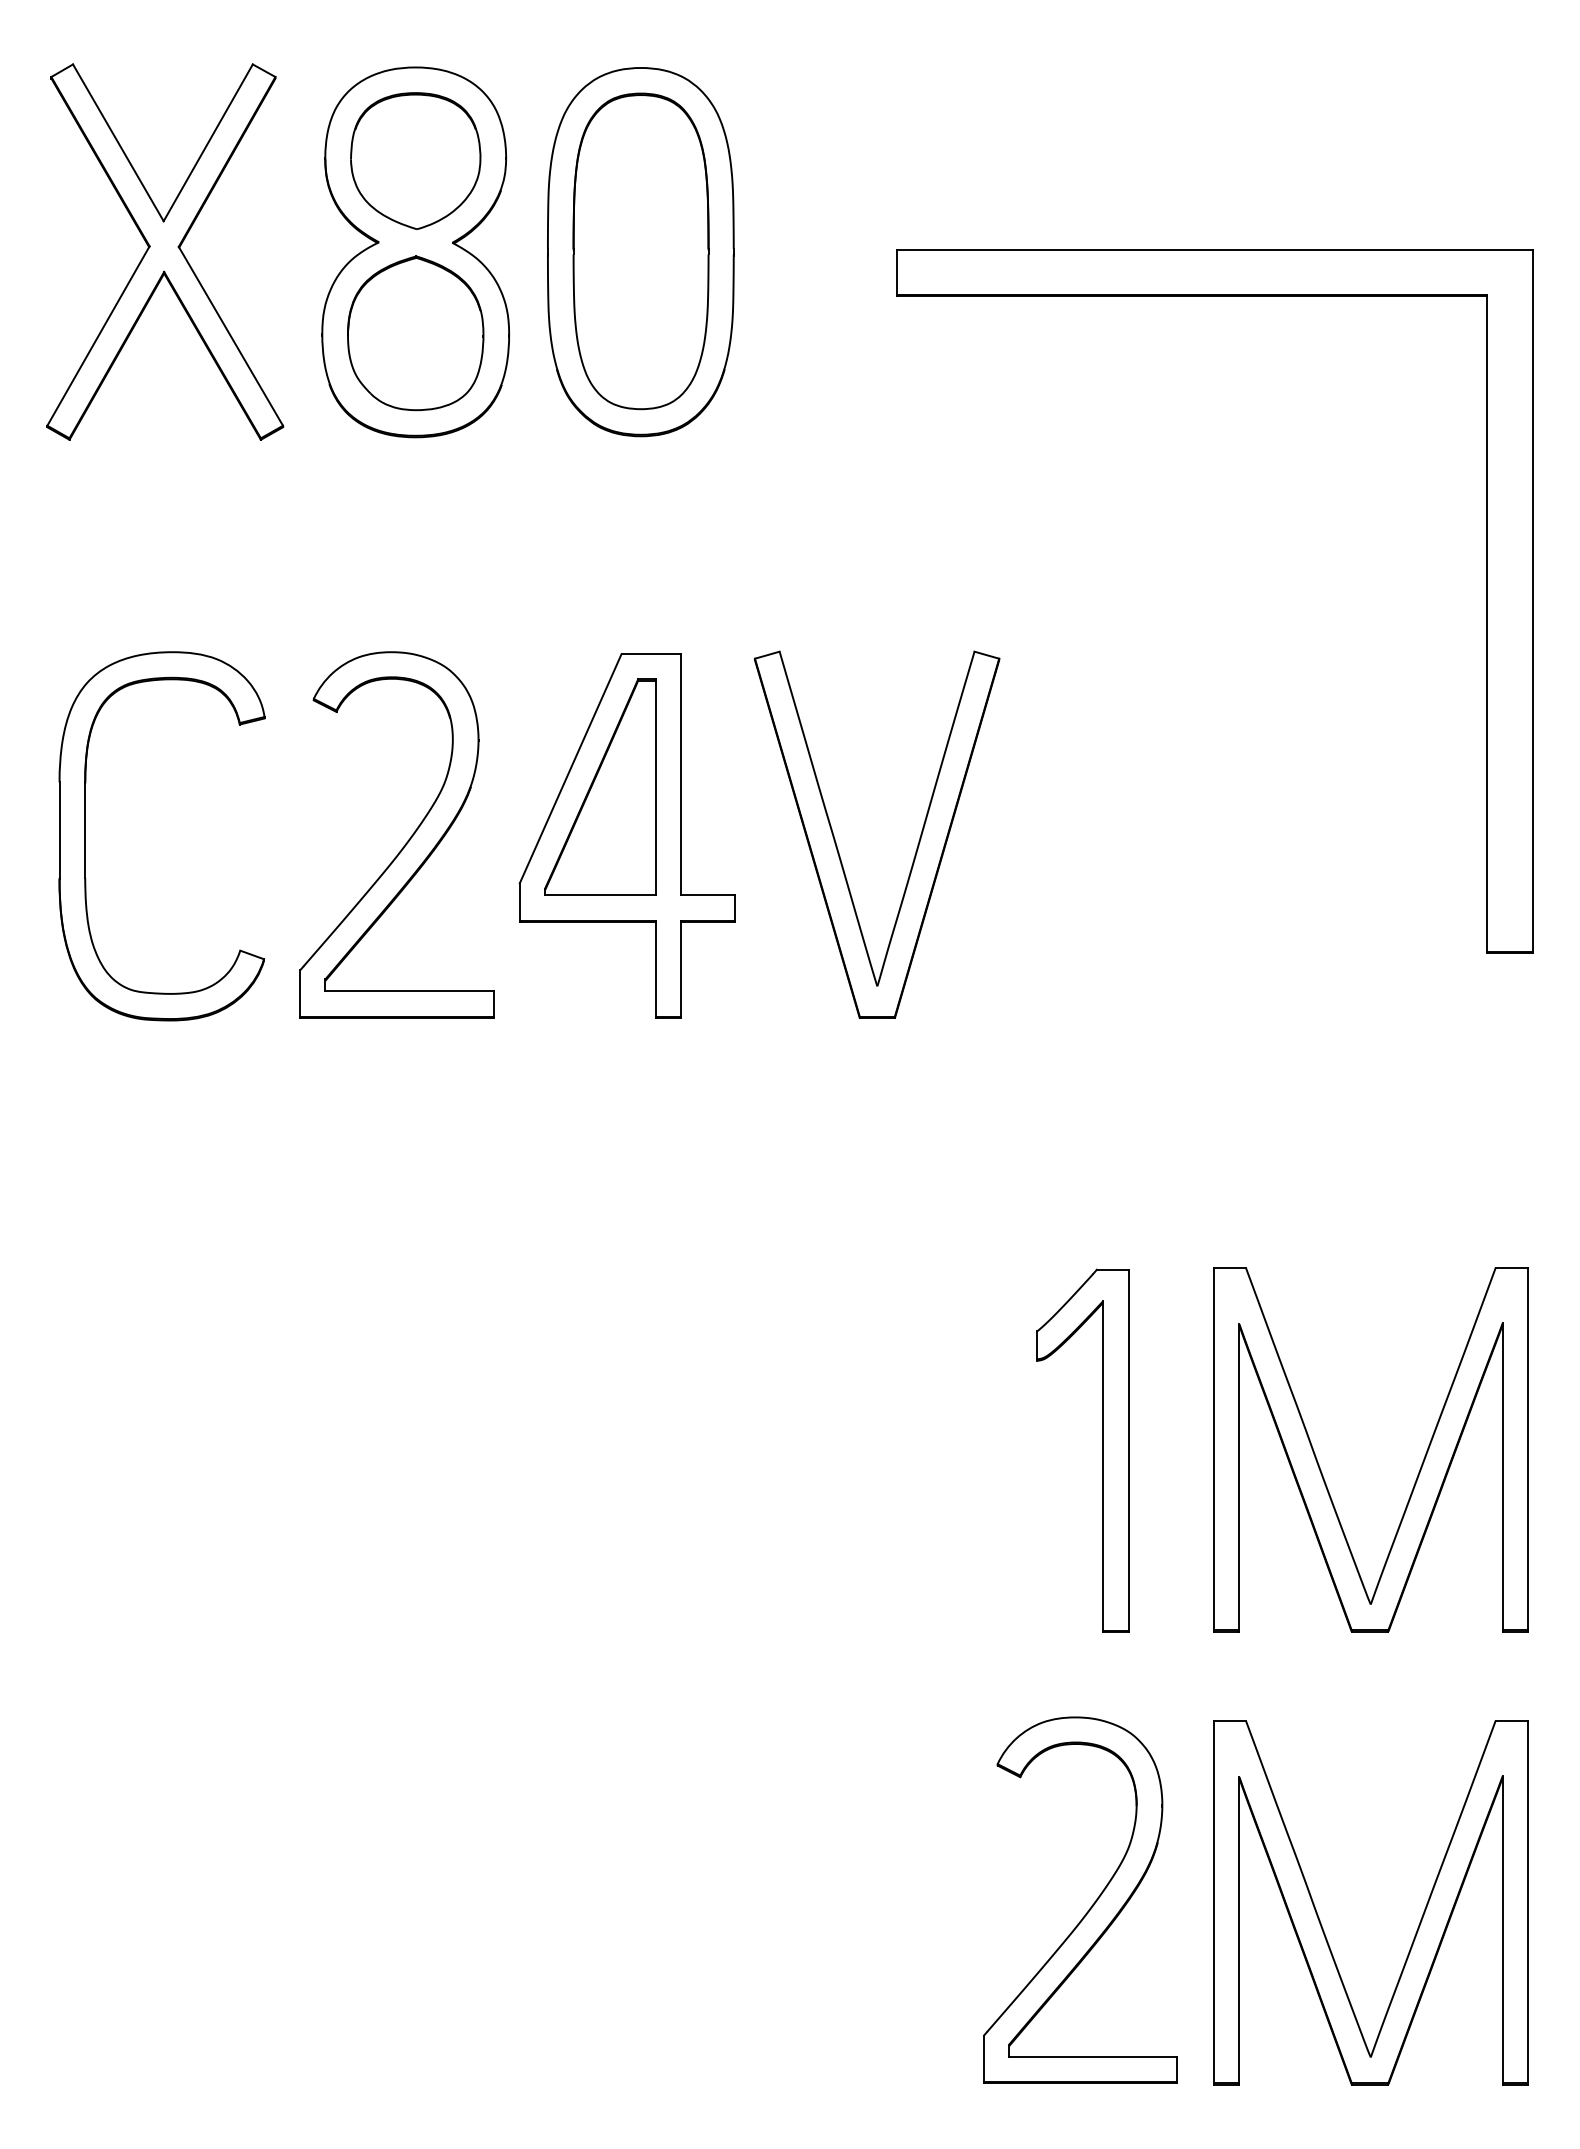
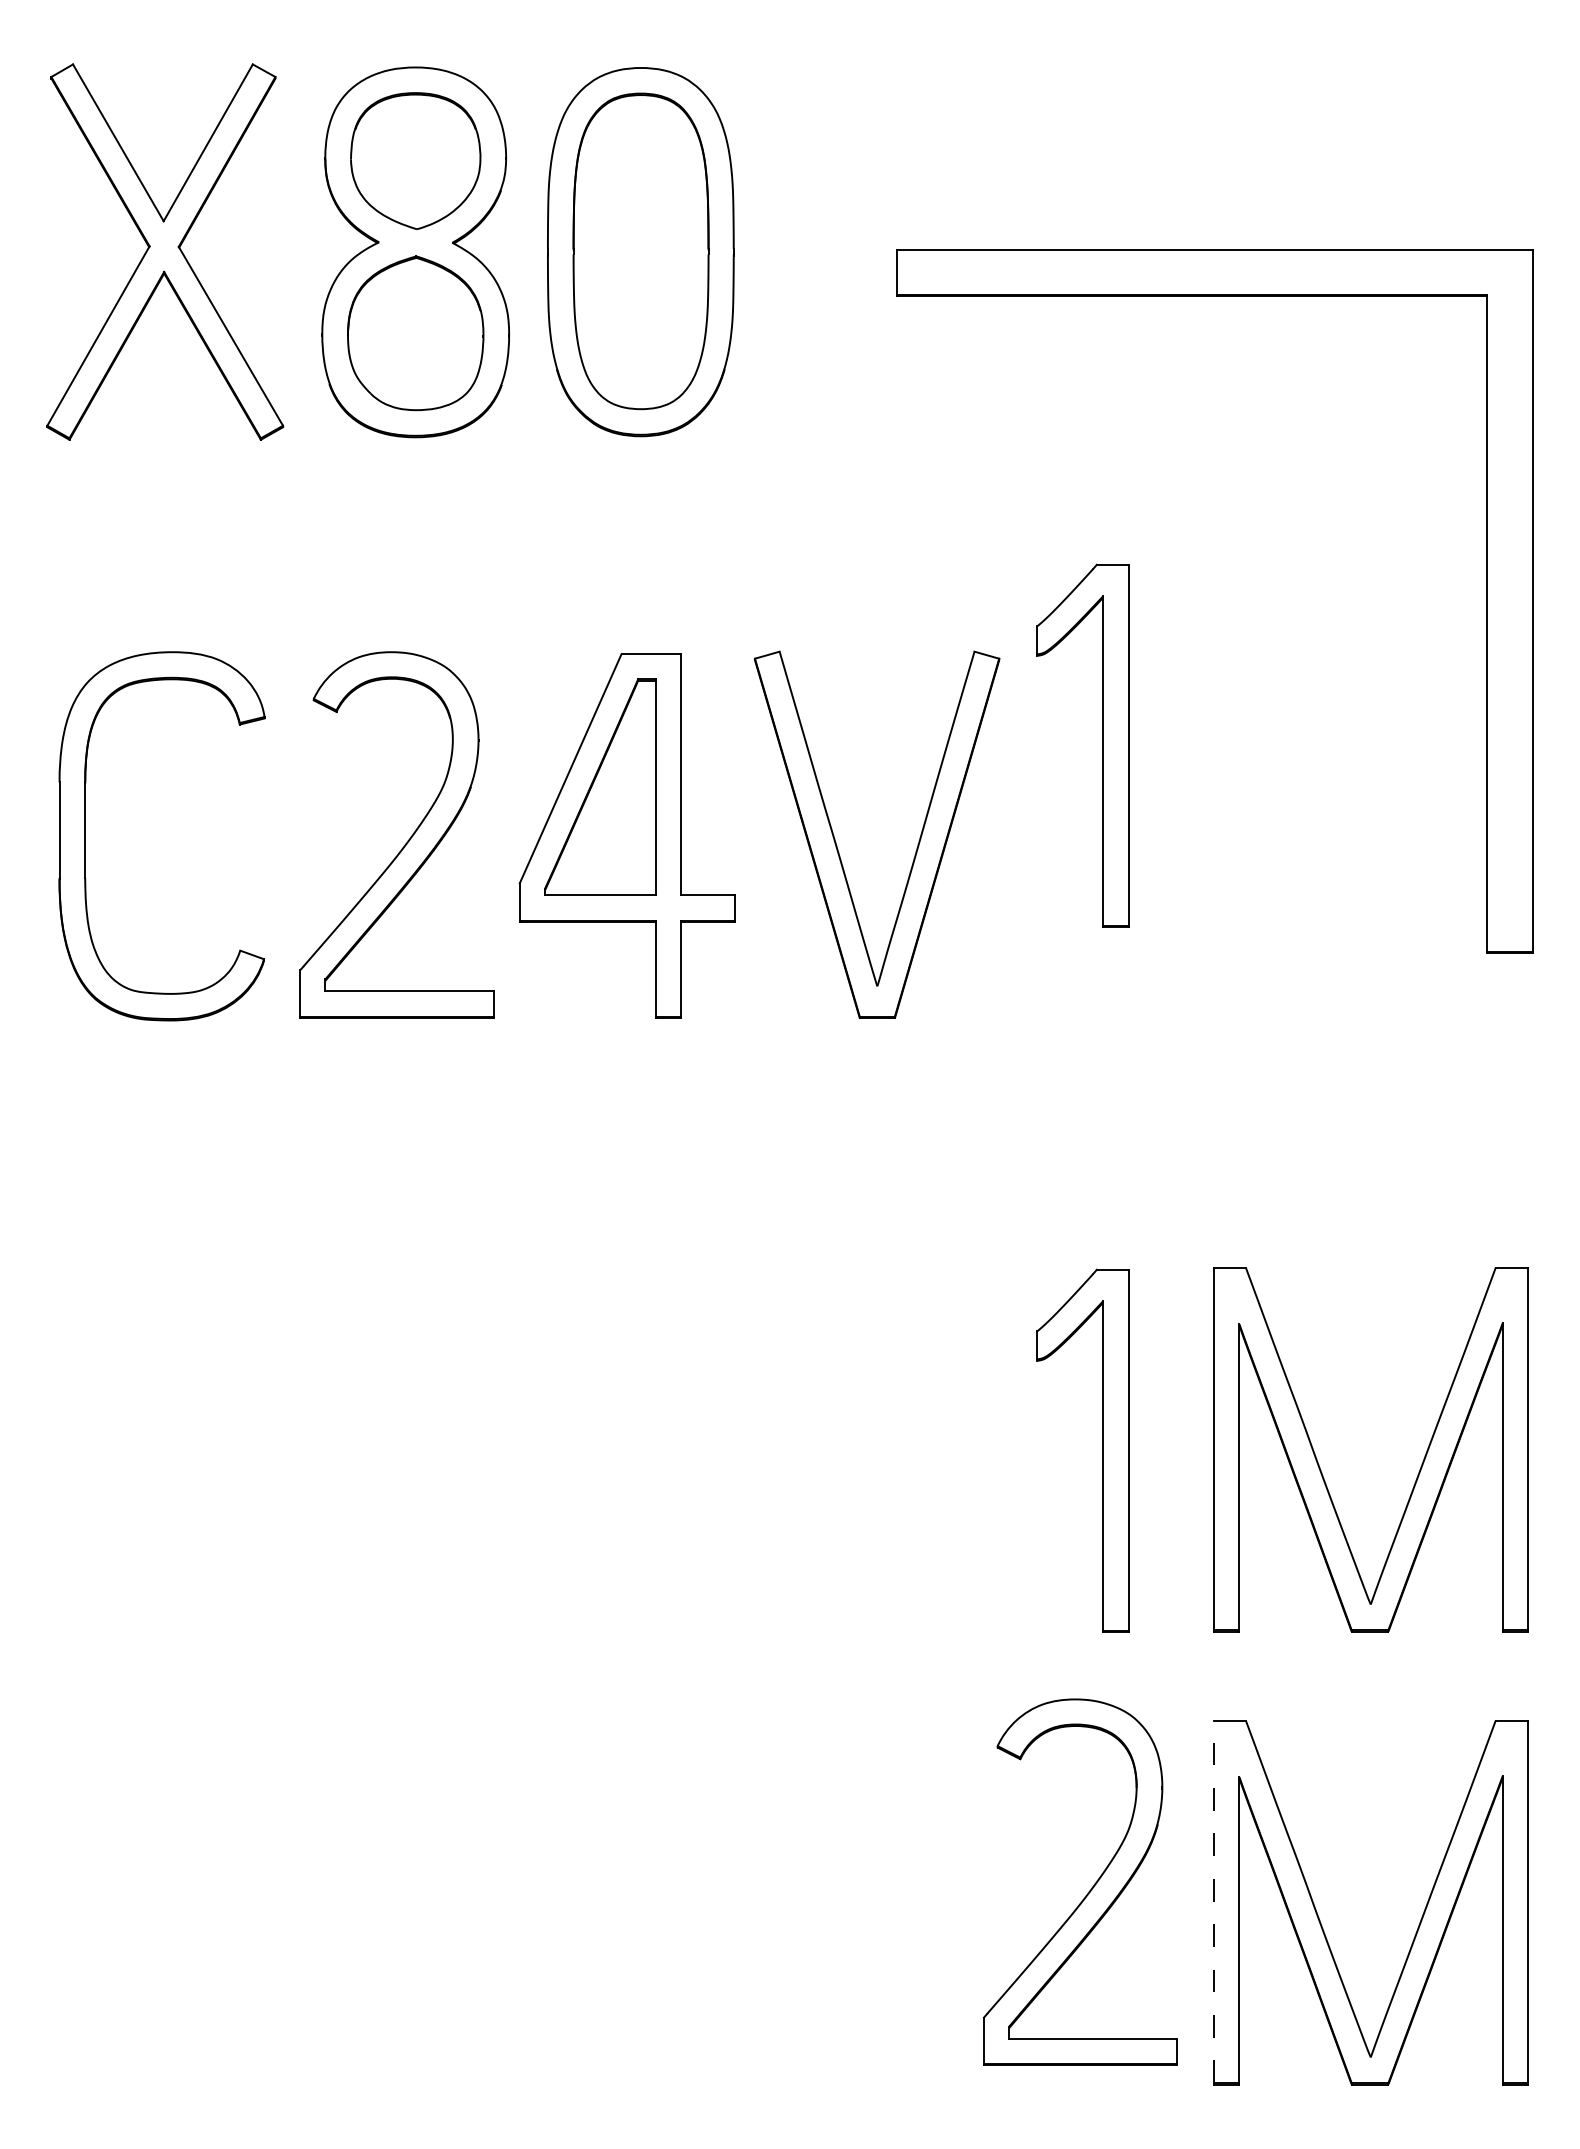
part: none -> present (1102, 745)
line: solid -> dashed (1213, 1901)
part position: (1091, 1905) -> (1091, 1887) (1091, 1887)
